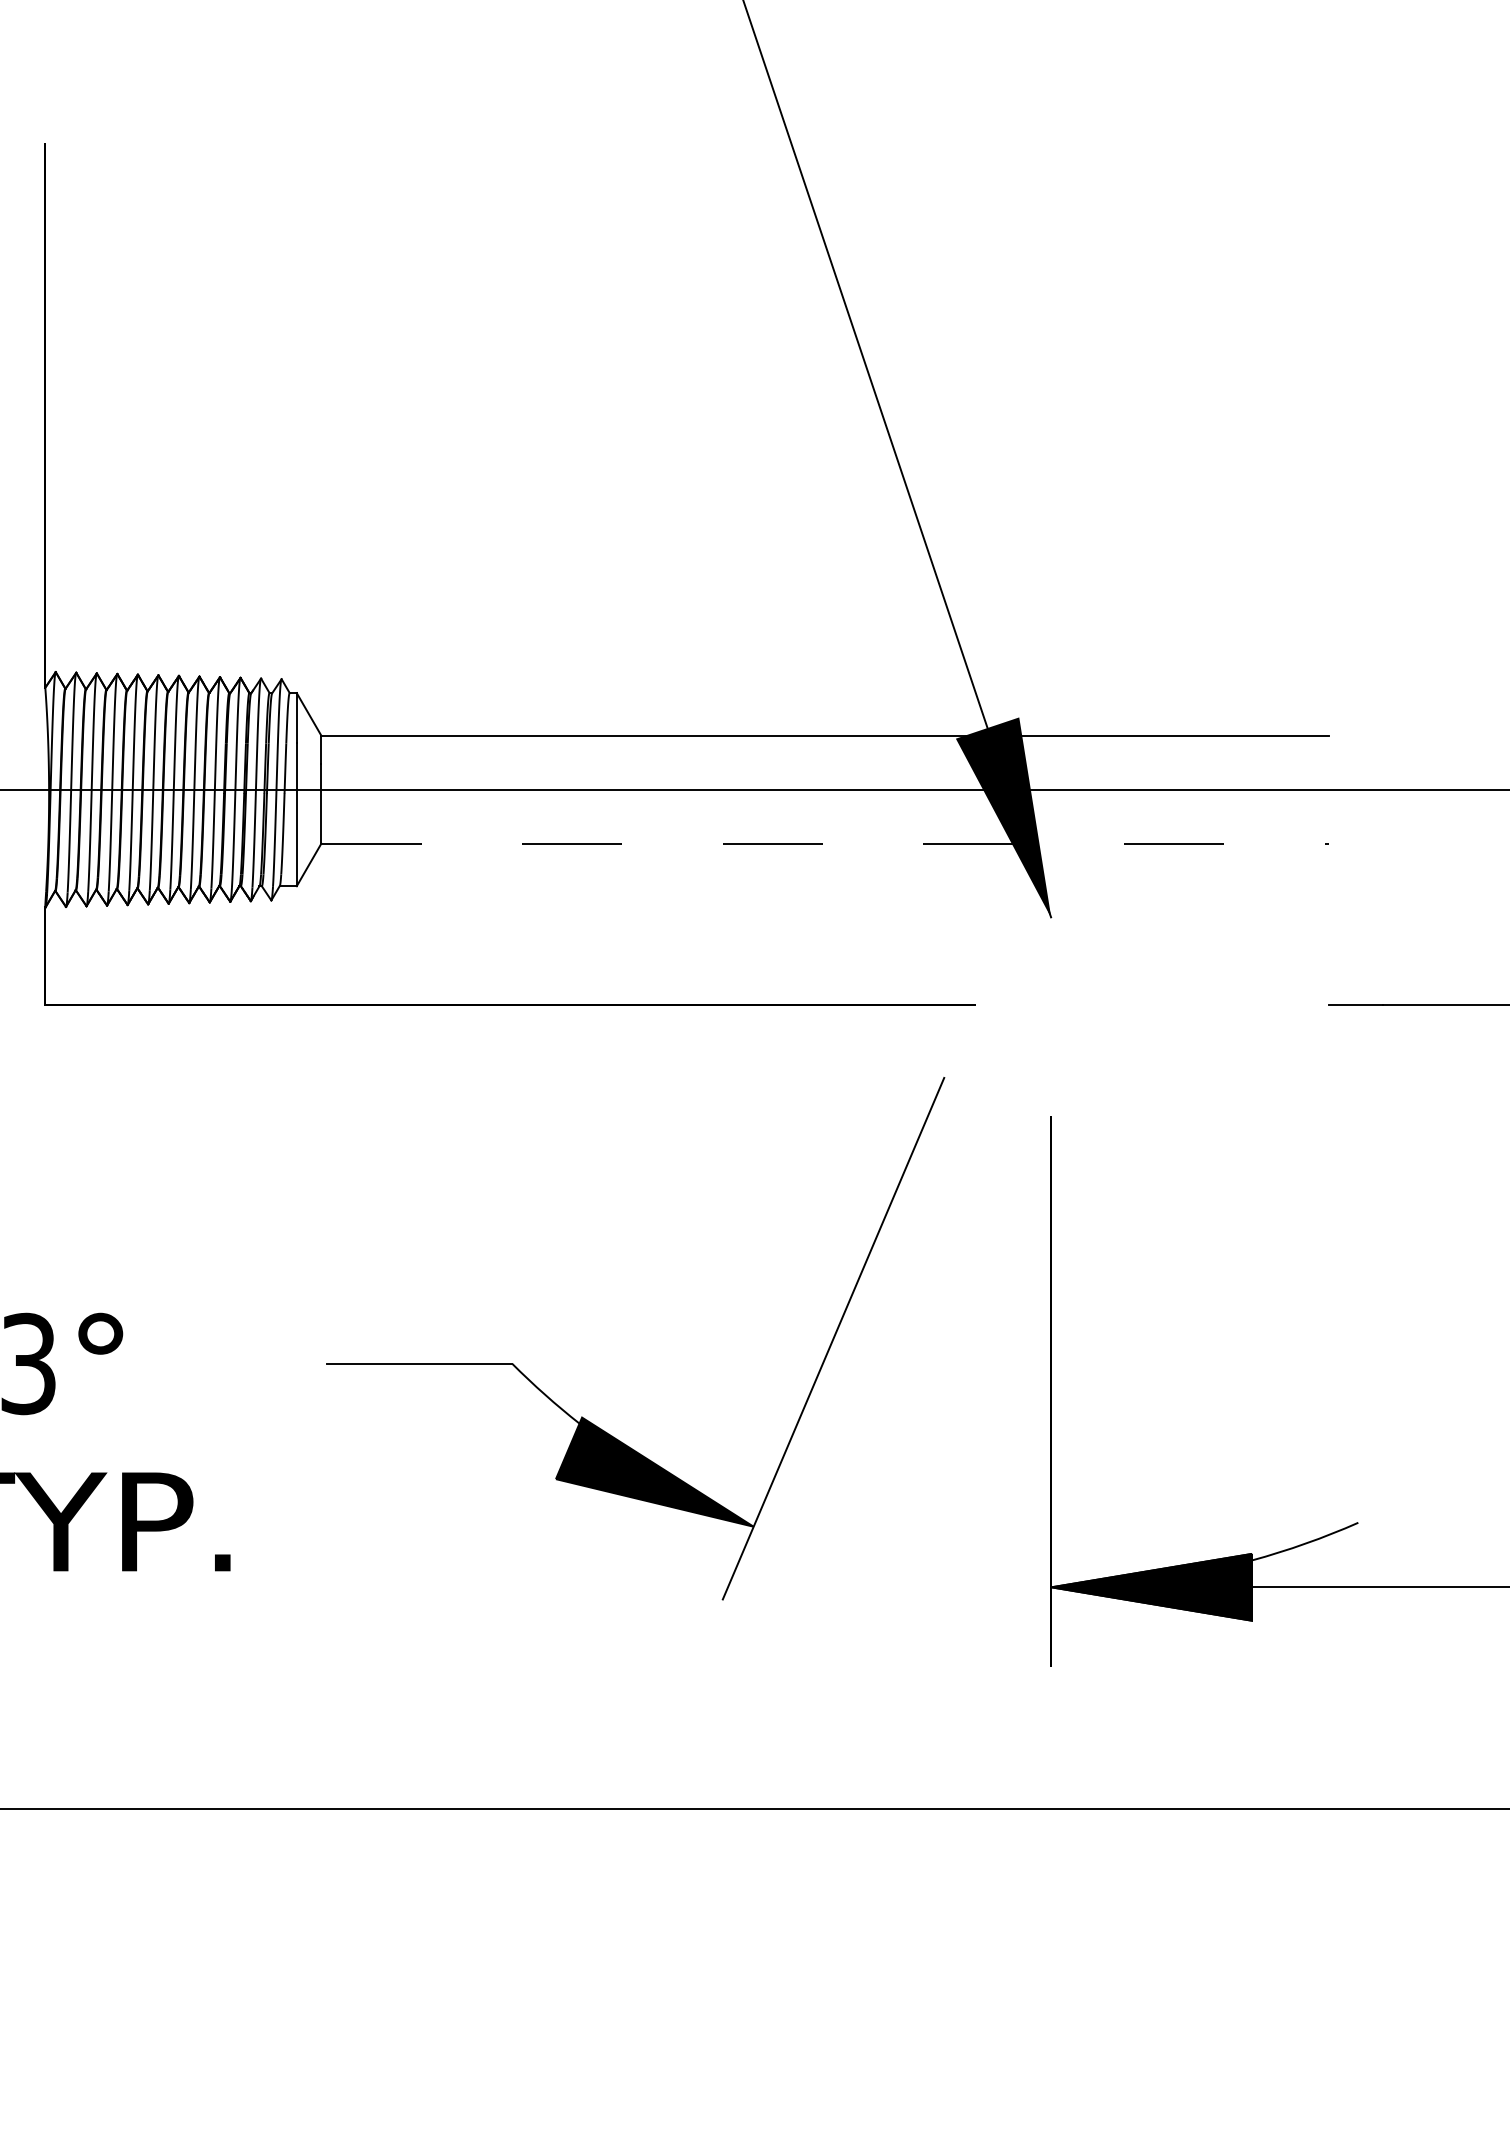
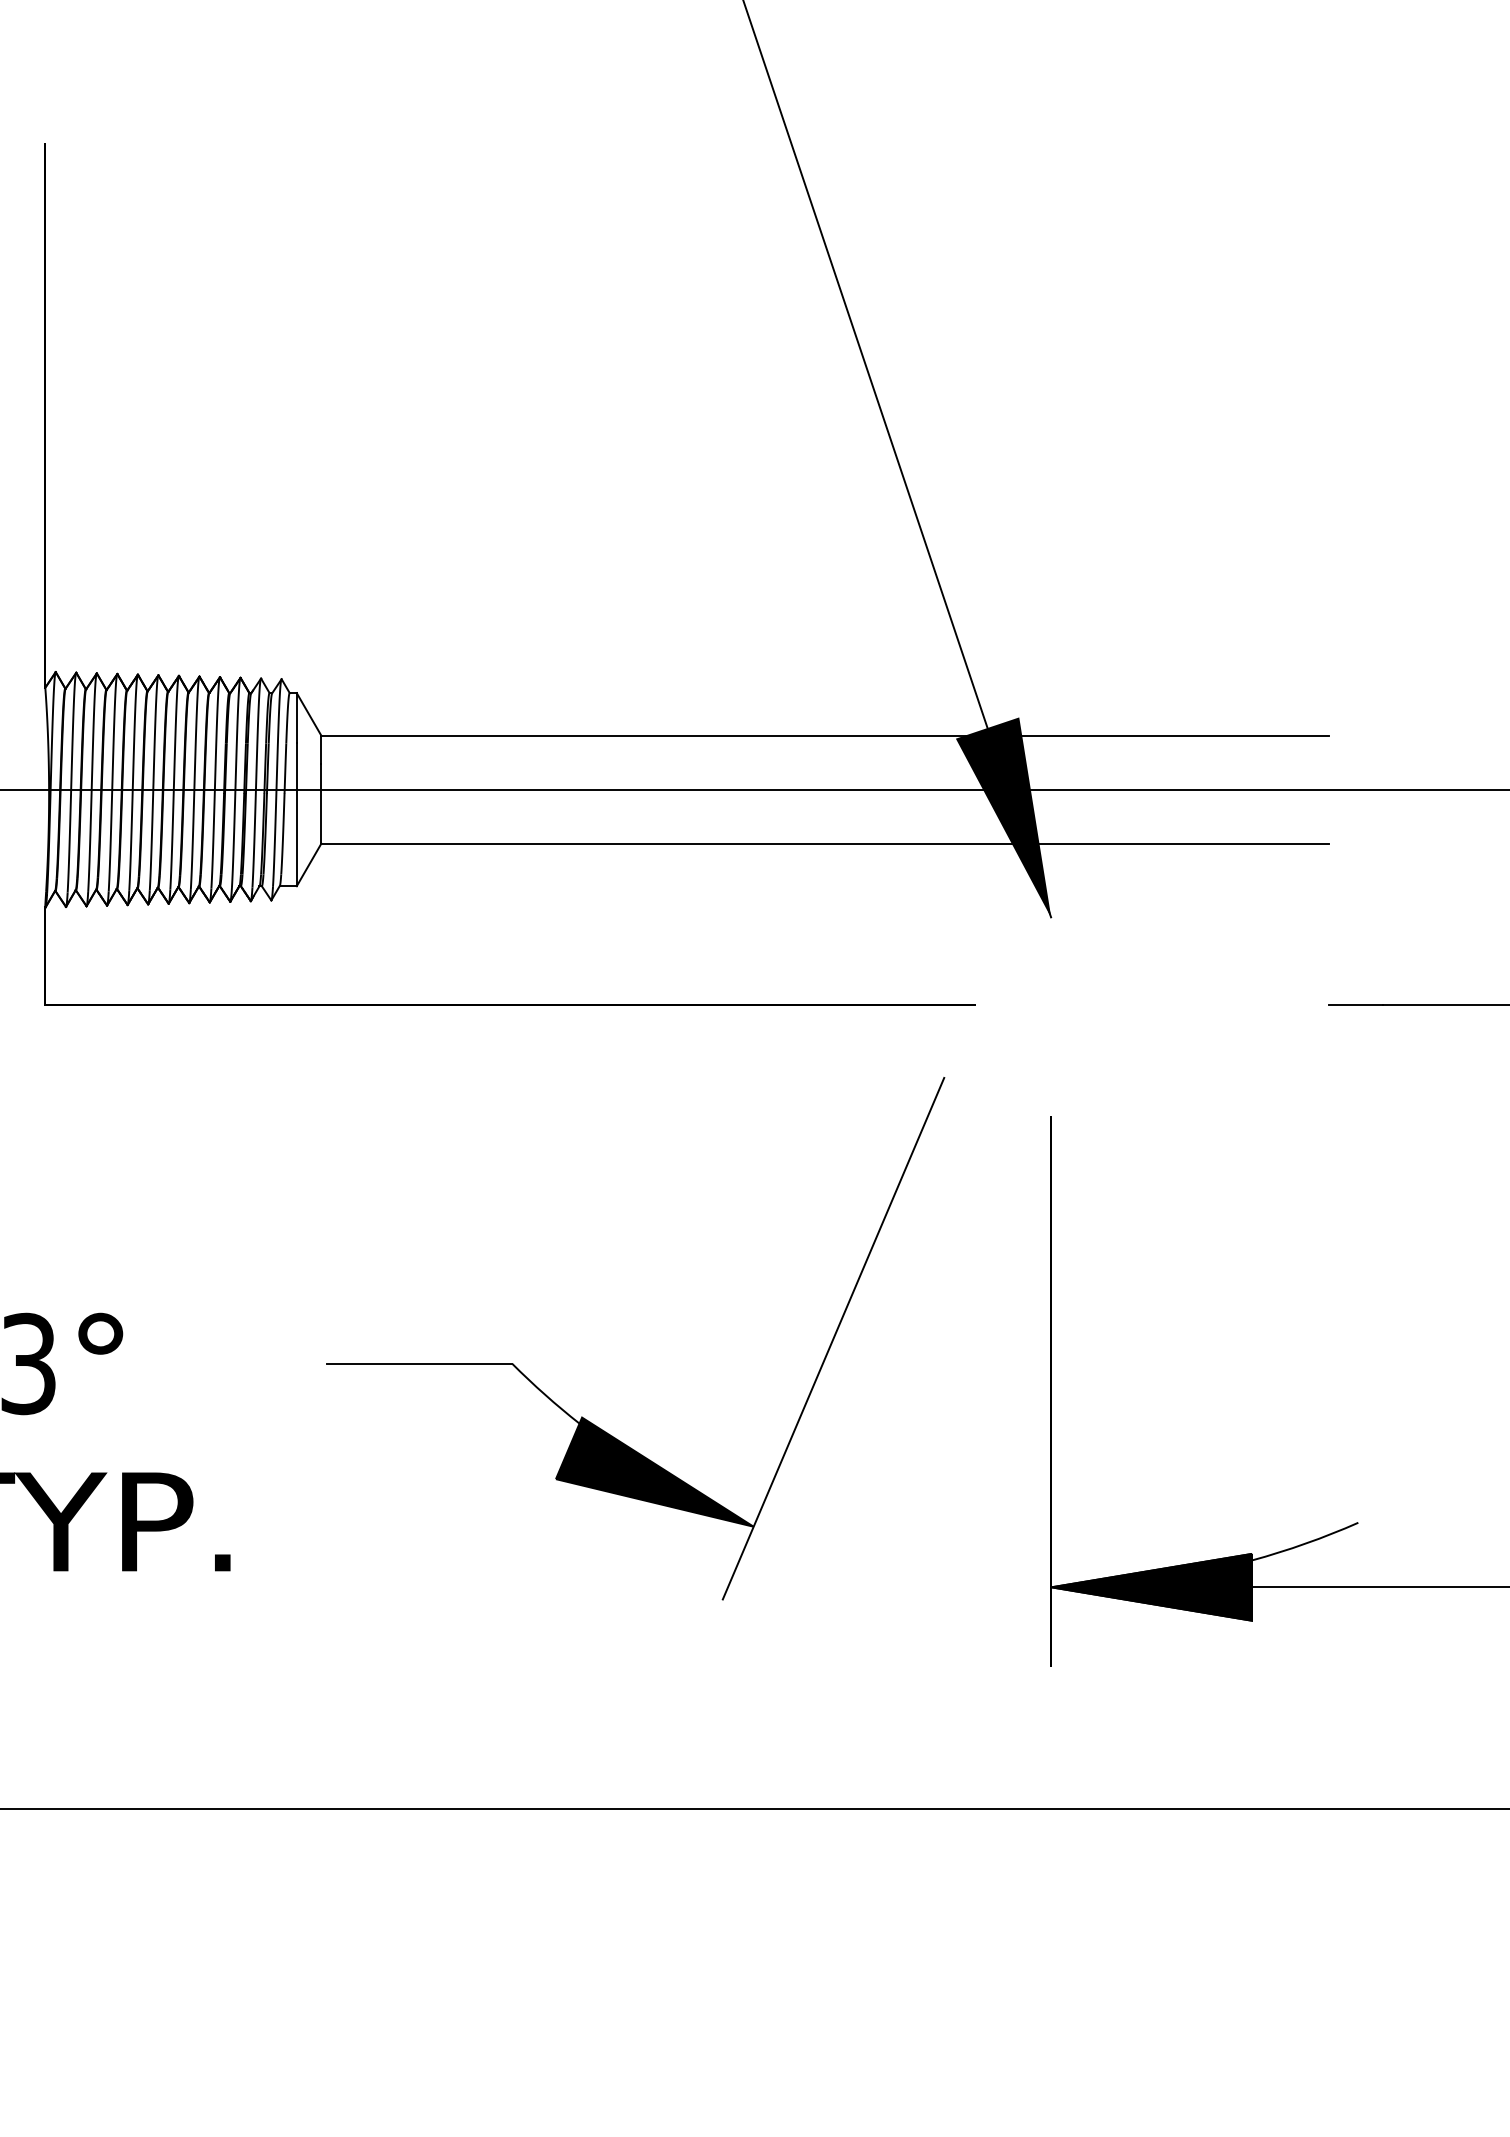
line: dashed -> solid (825, 843)
